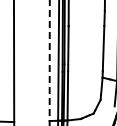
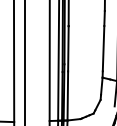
line: none -> present (25, 62)
line: dashed -> solid (49, 62)
